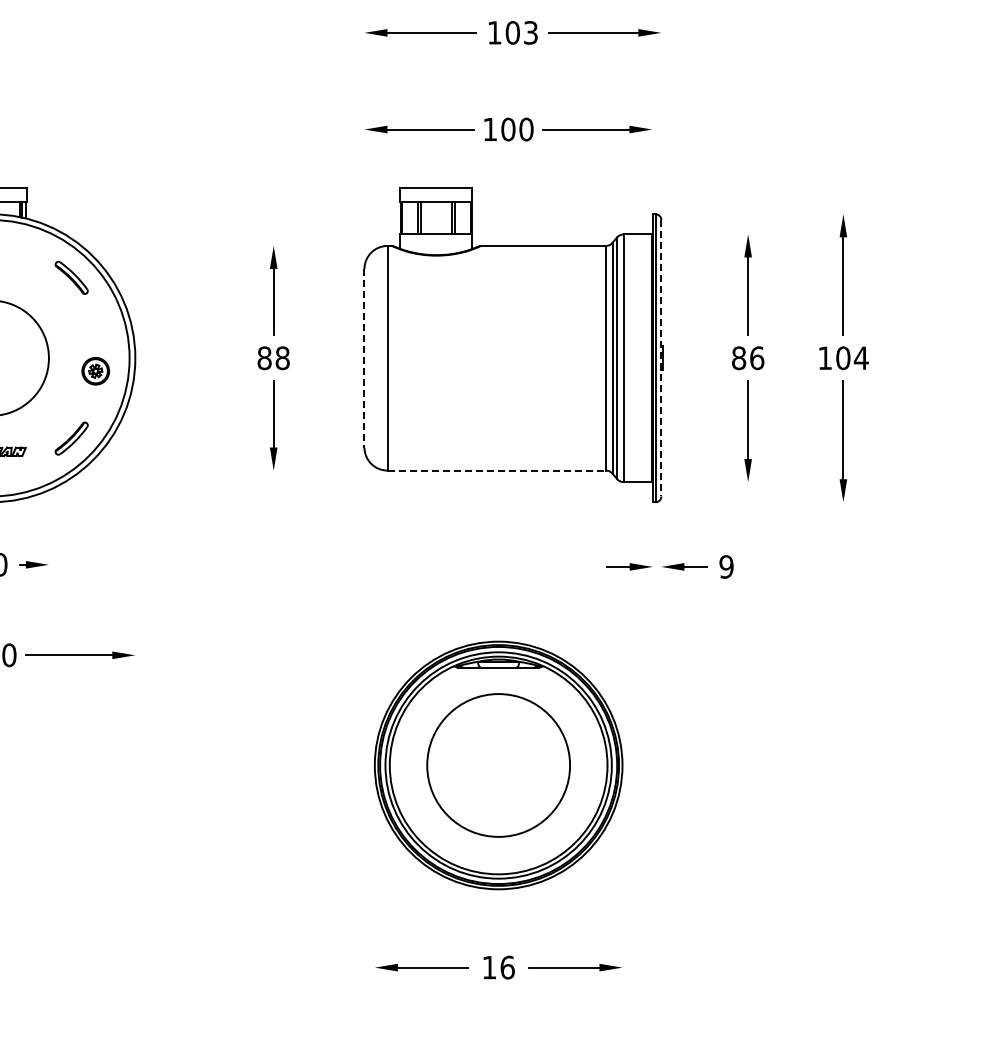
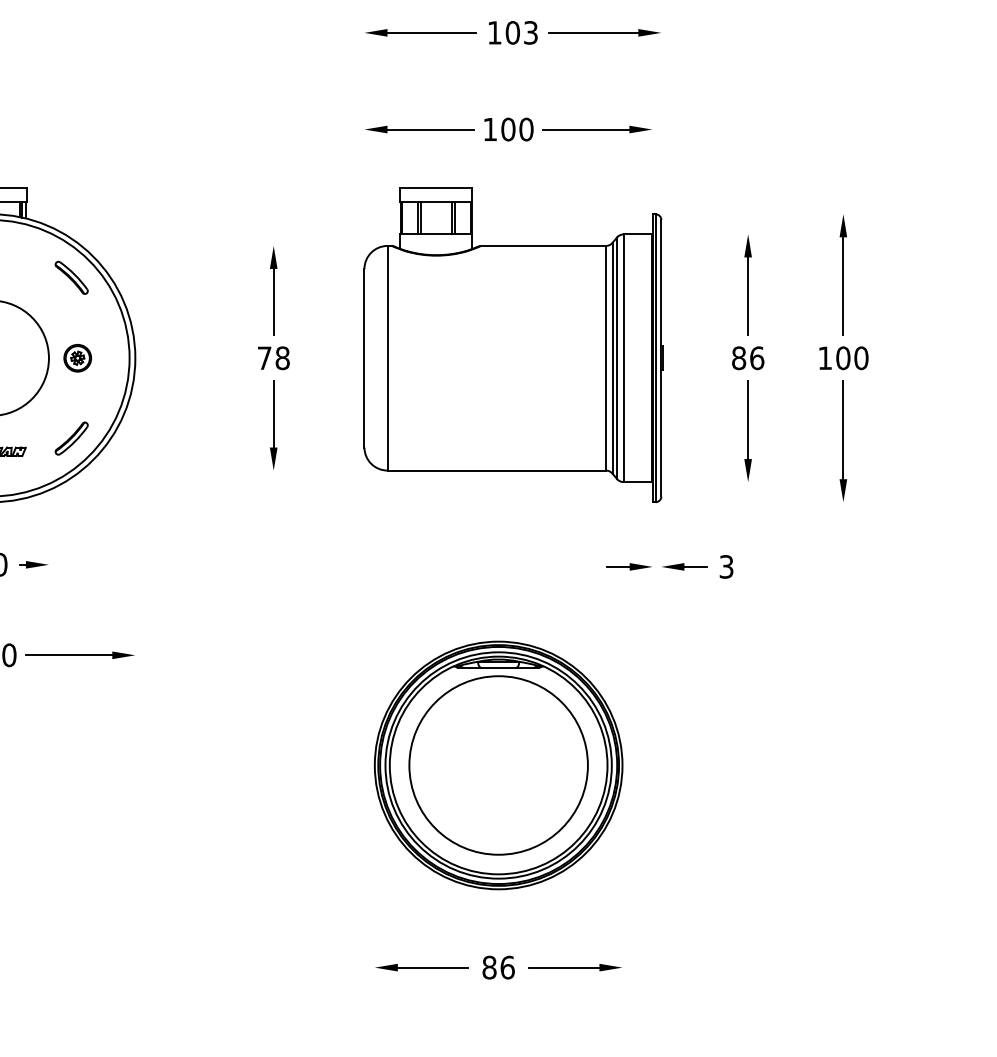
text: 88 -> 78 (264, 358)
line: dashed -> solid (364, 358)
line: dashed -> solid (661, 358)
text: 104 -> 100 (860, 358)
part position: (95, 371) -> (77, 358) (77, 358)
line: dashed -> solid (497, 470)
text: 9 -> 3 (726, 566)
circle diameter: 143 px -> 179 px (498, 765)
text: 16 -> 86 (489, 967)
